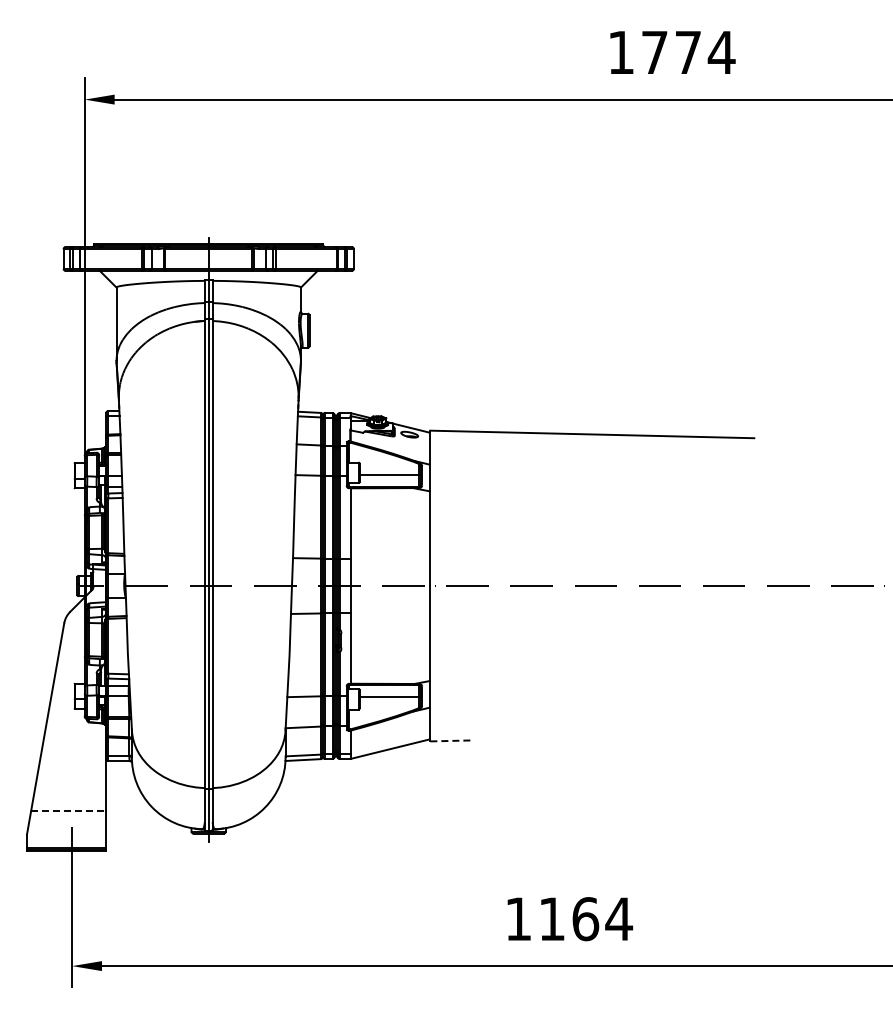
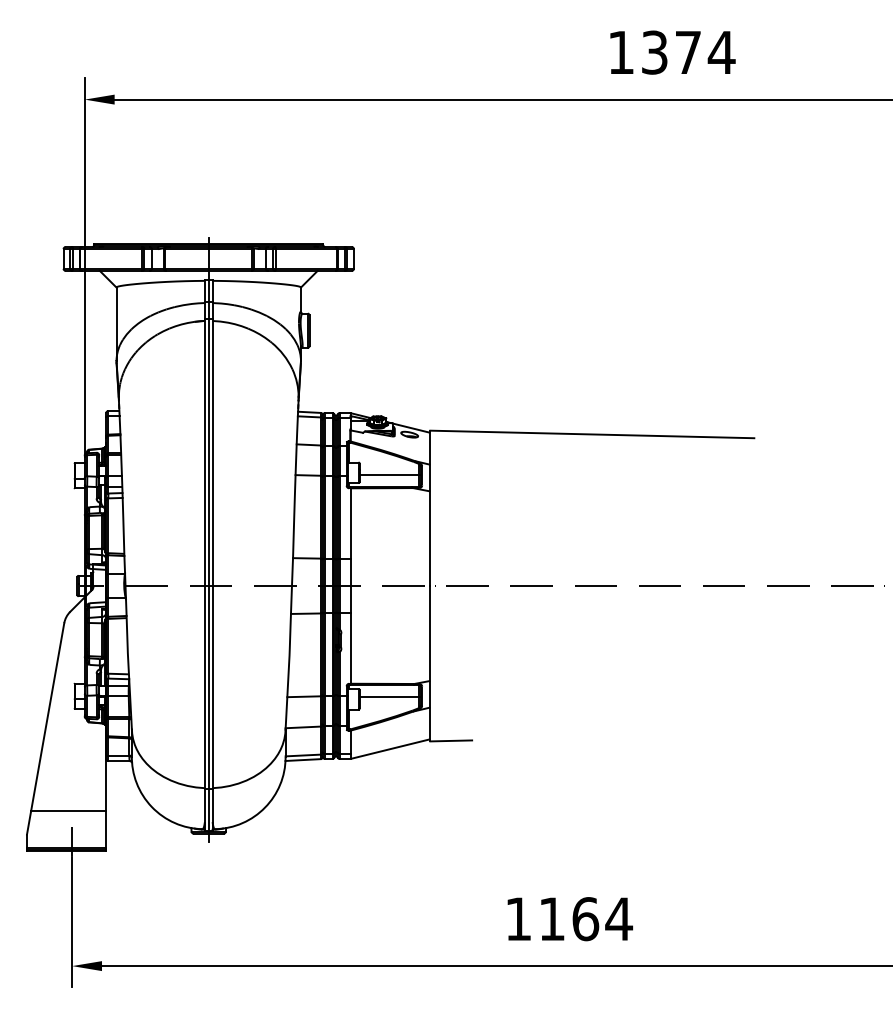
text: 1774 -> 1374 (654, 52)
line: dashed -> solid (451, 740)
line: dashed -> solid (68, 811)
